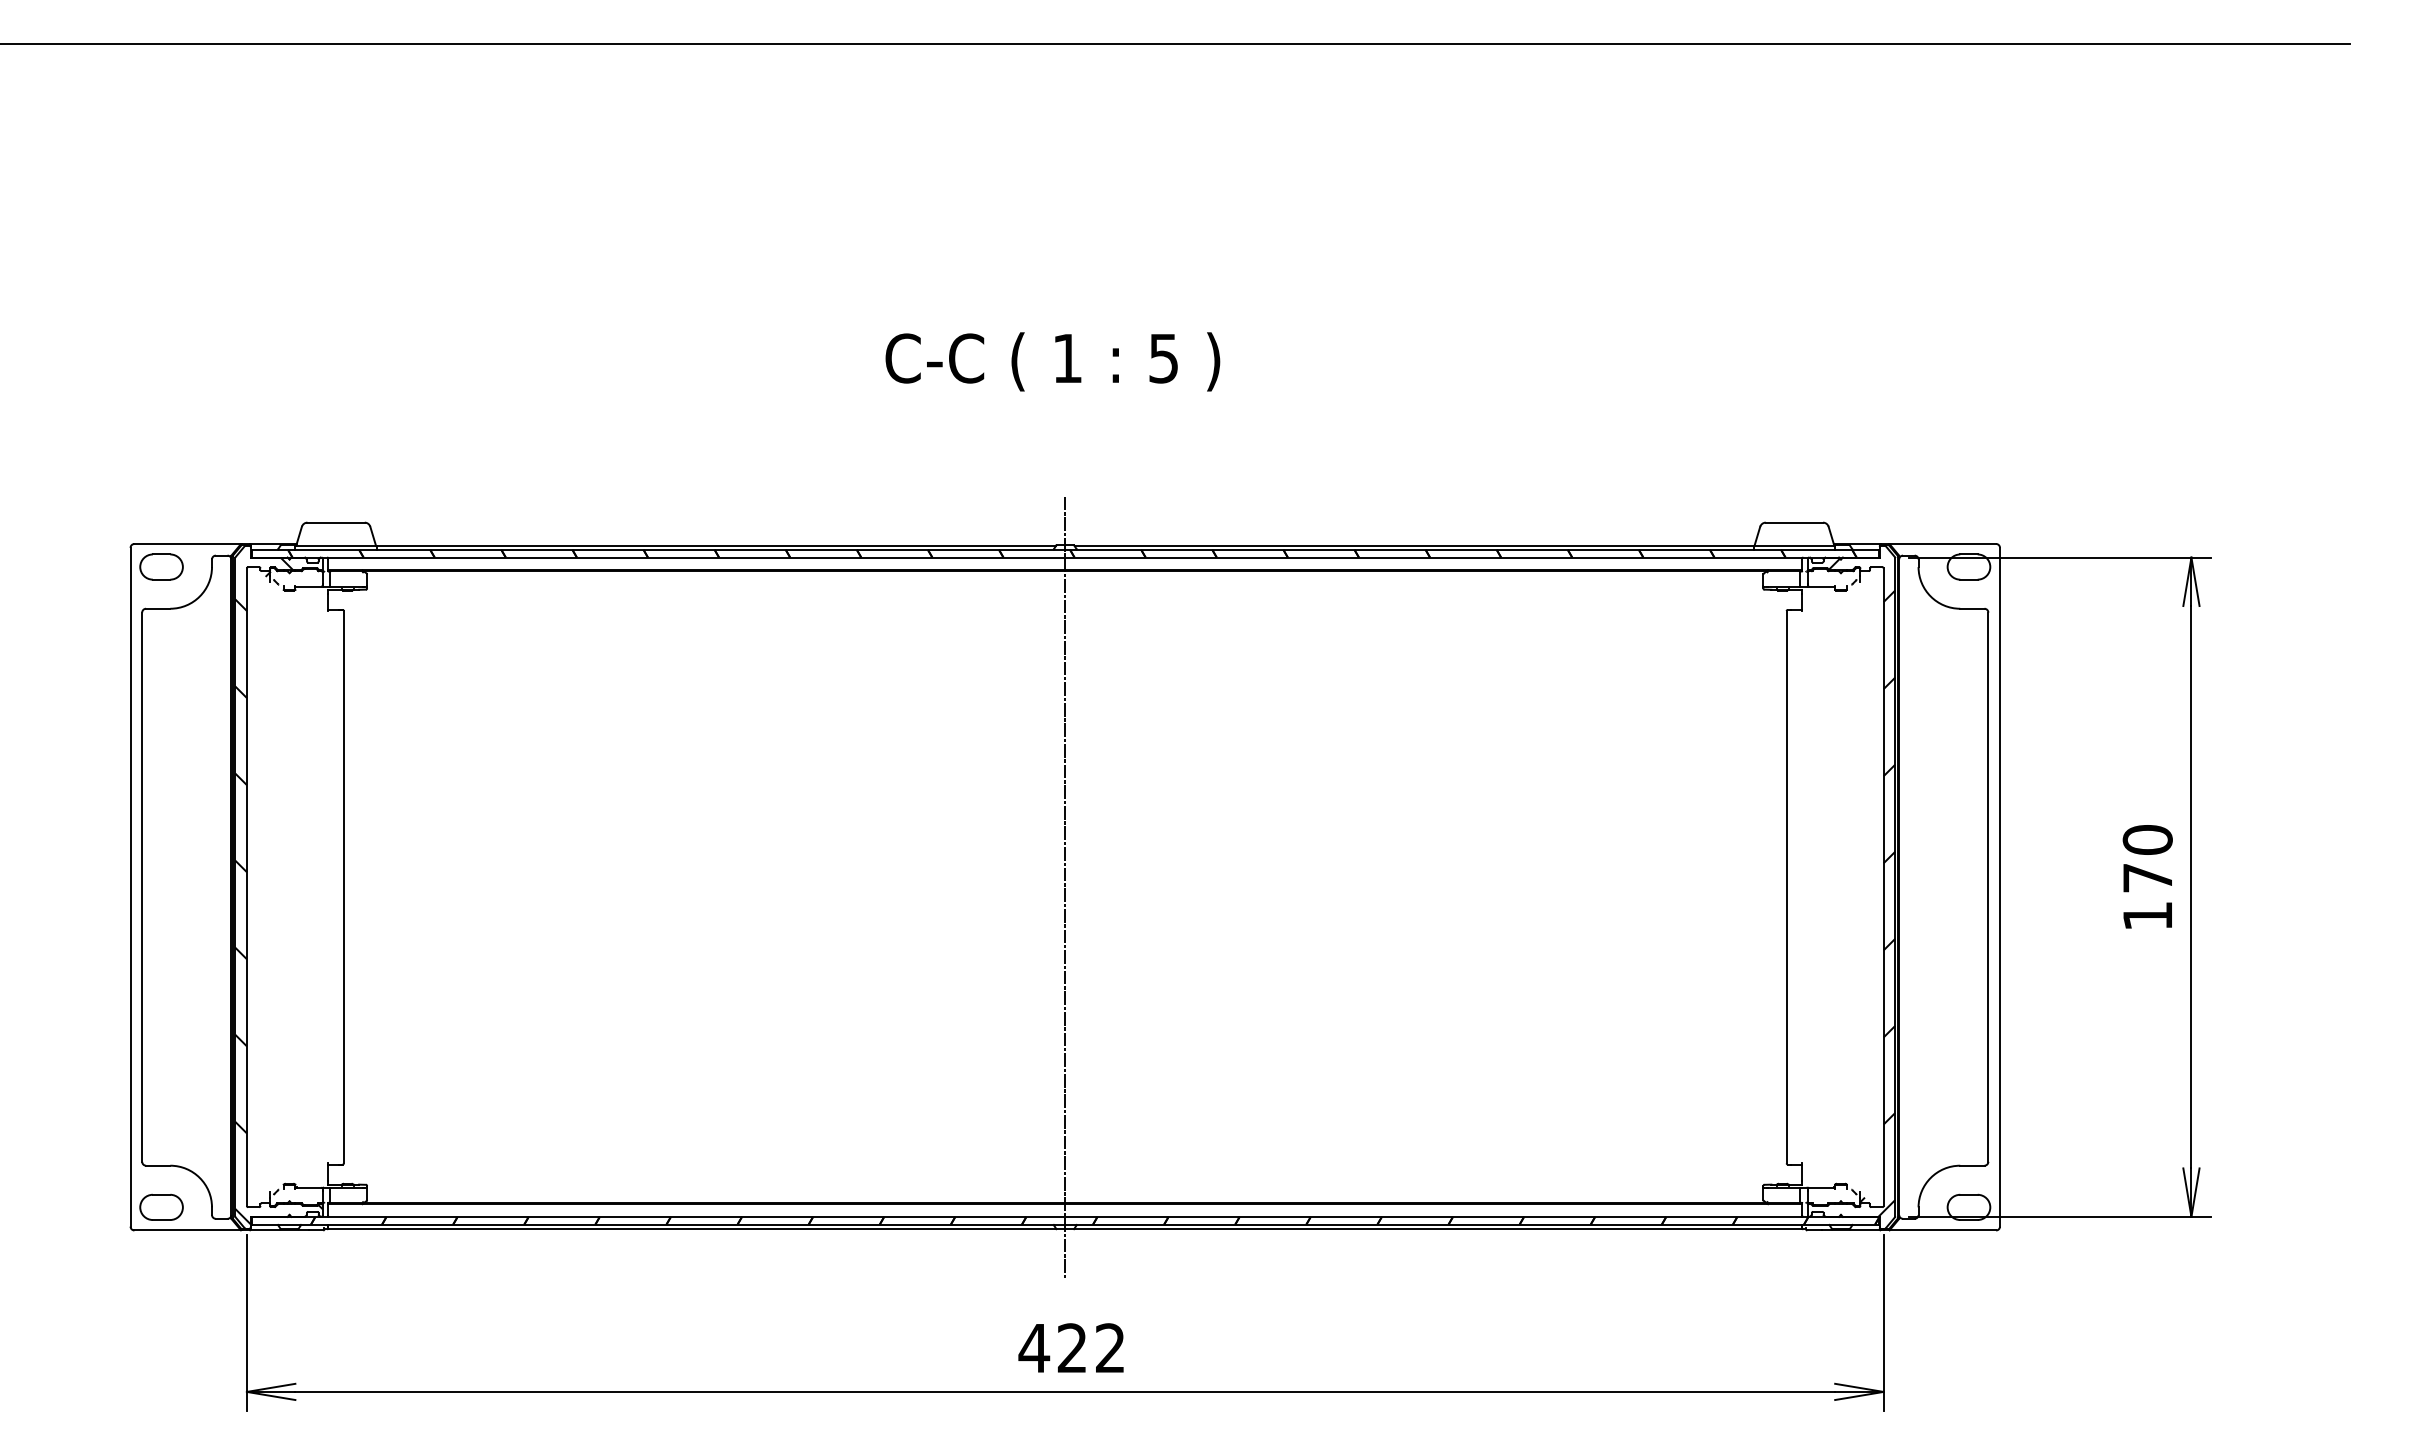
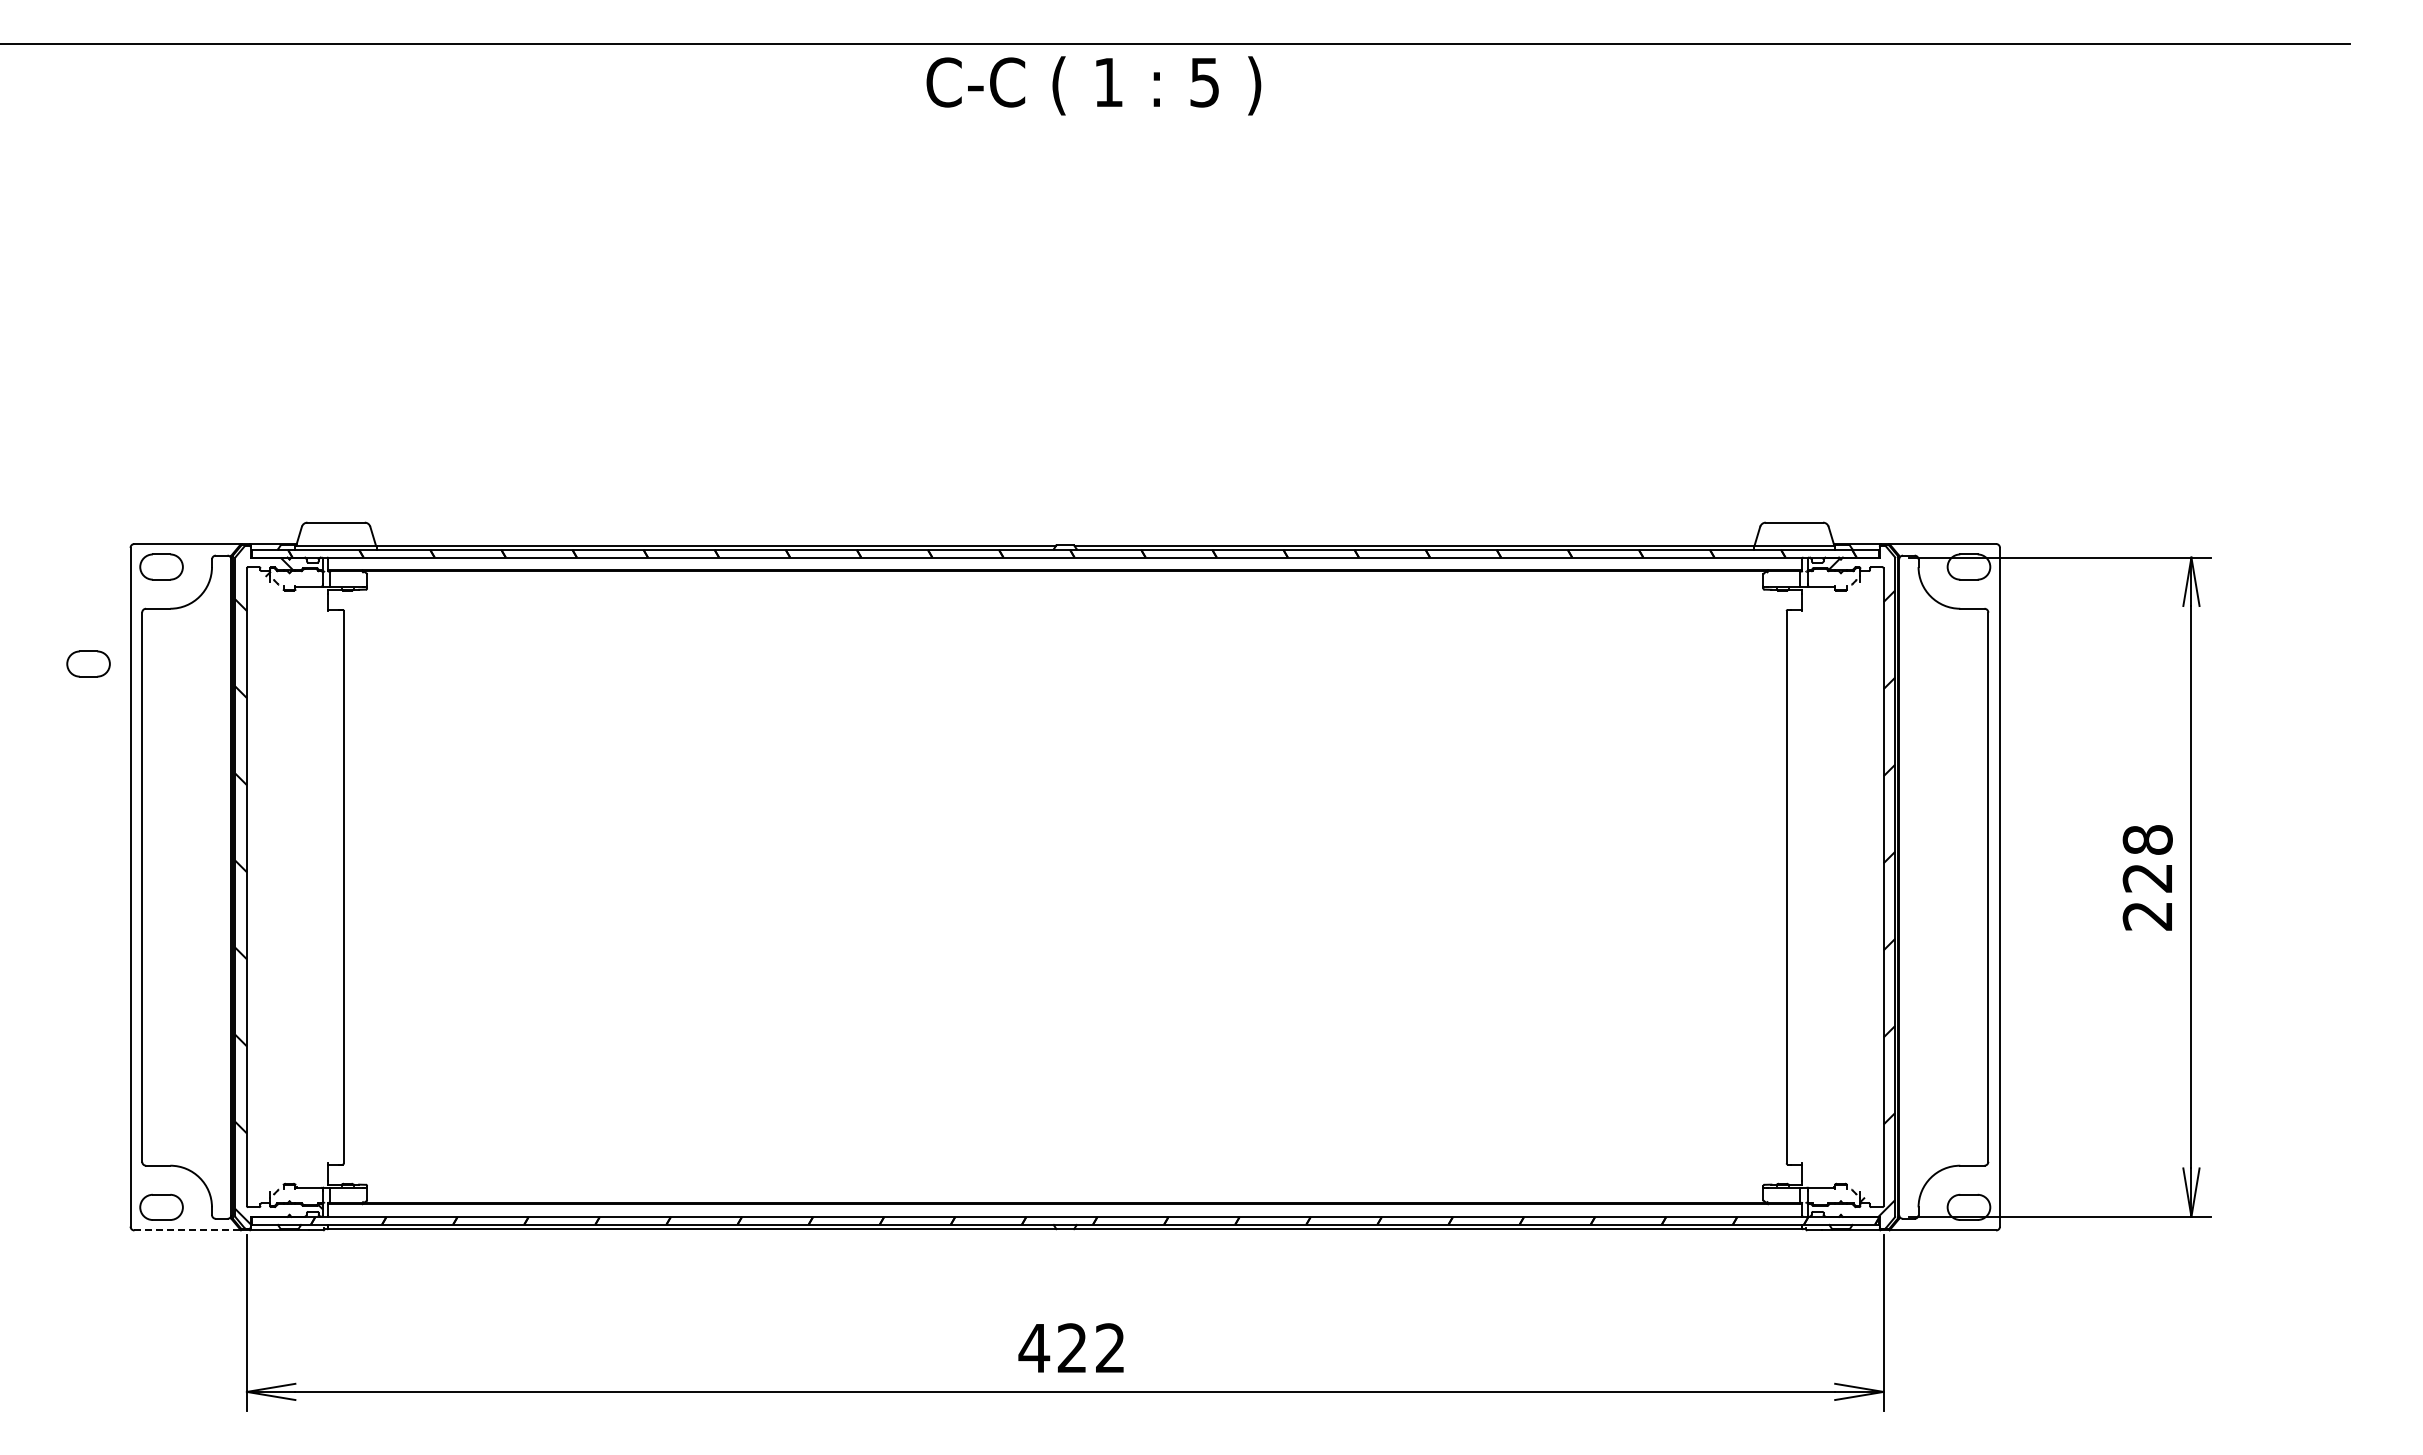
text position: (1052, 361) -> (1093, 85) (1093, 85)
part: none -> present (88, 663)
text: 170 -> 228 (2147, 877)
line: present -> none (1065, 886)
line: solid -> dashed (188, 1230)
